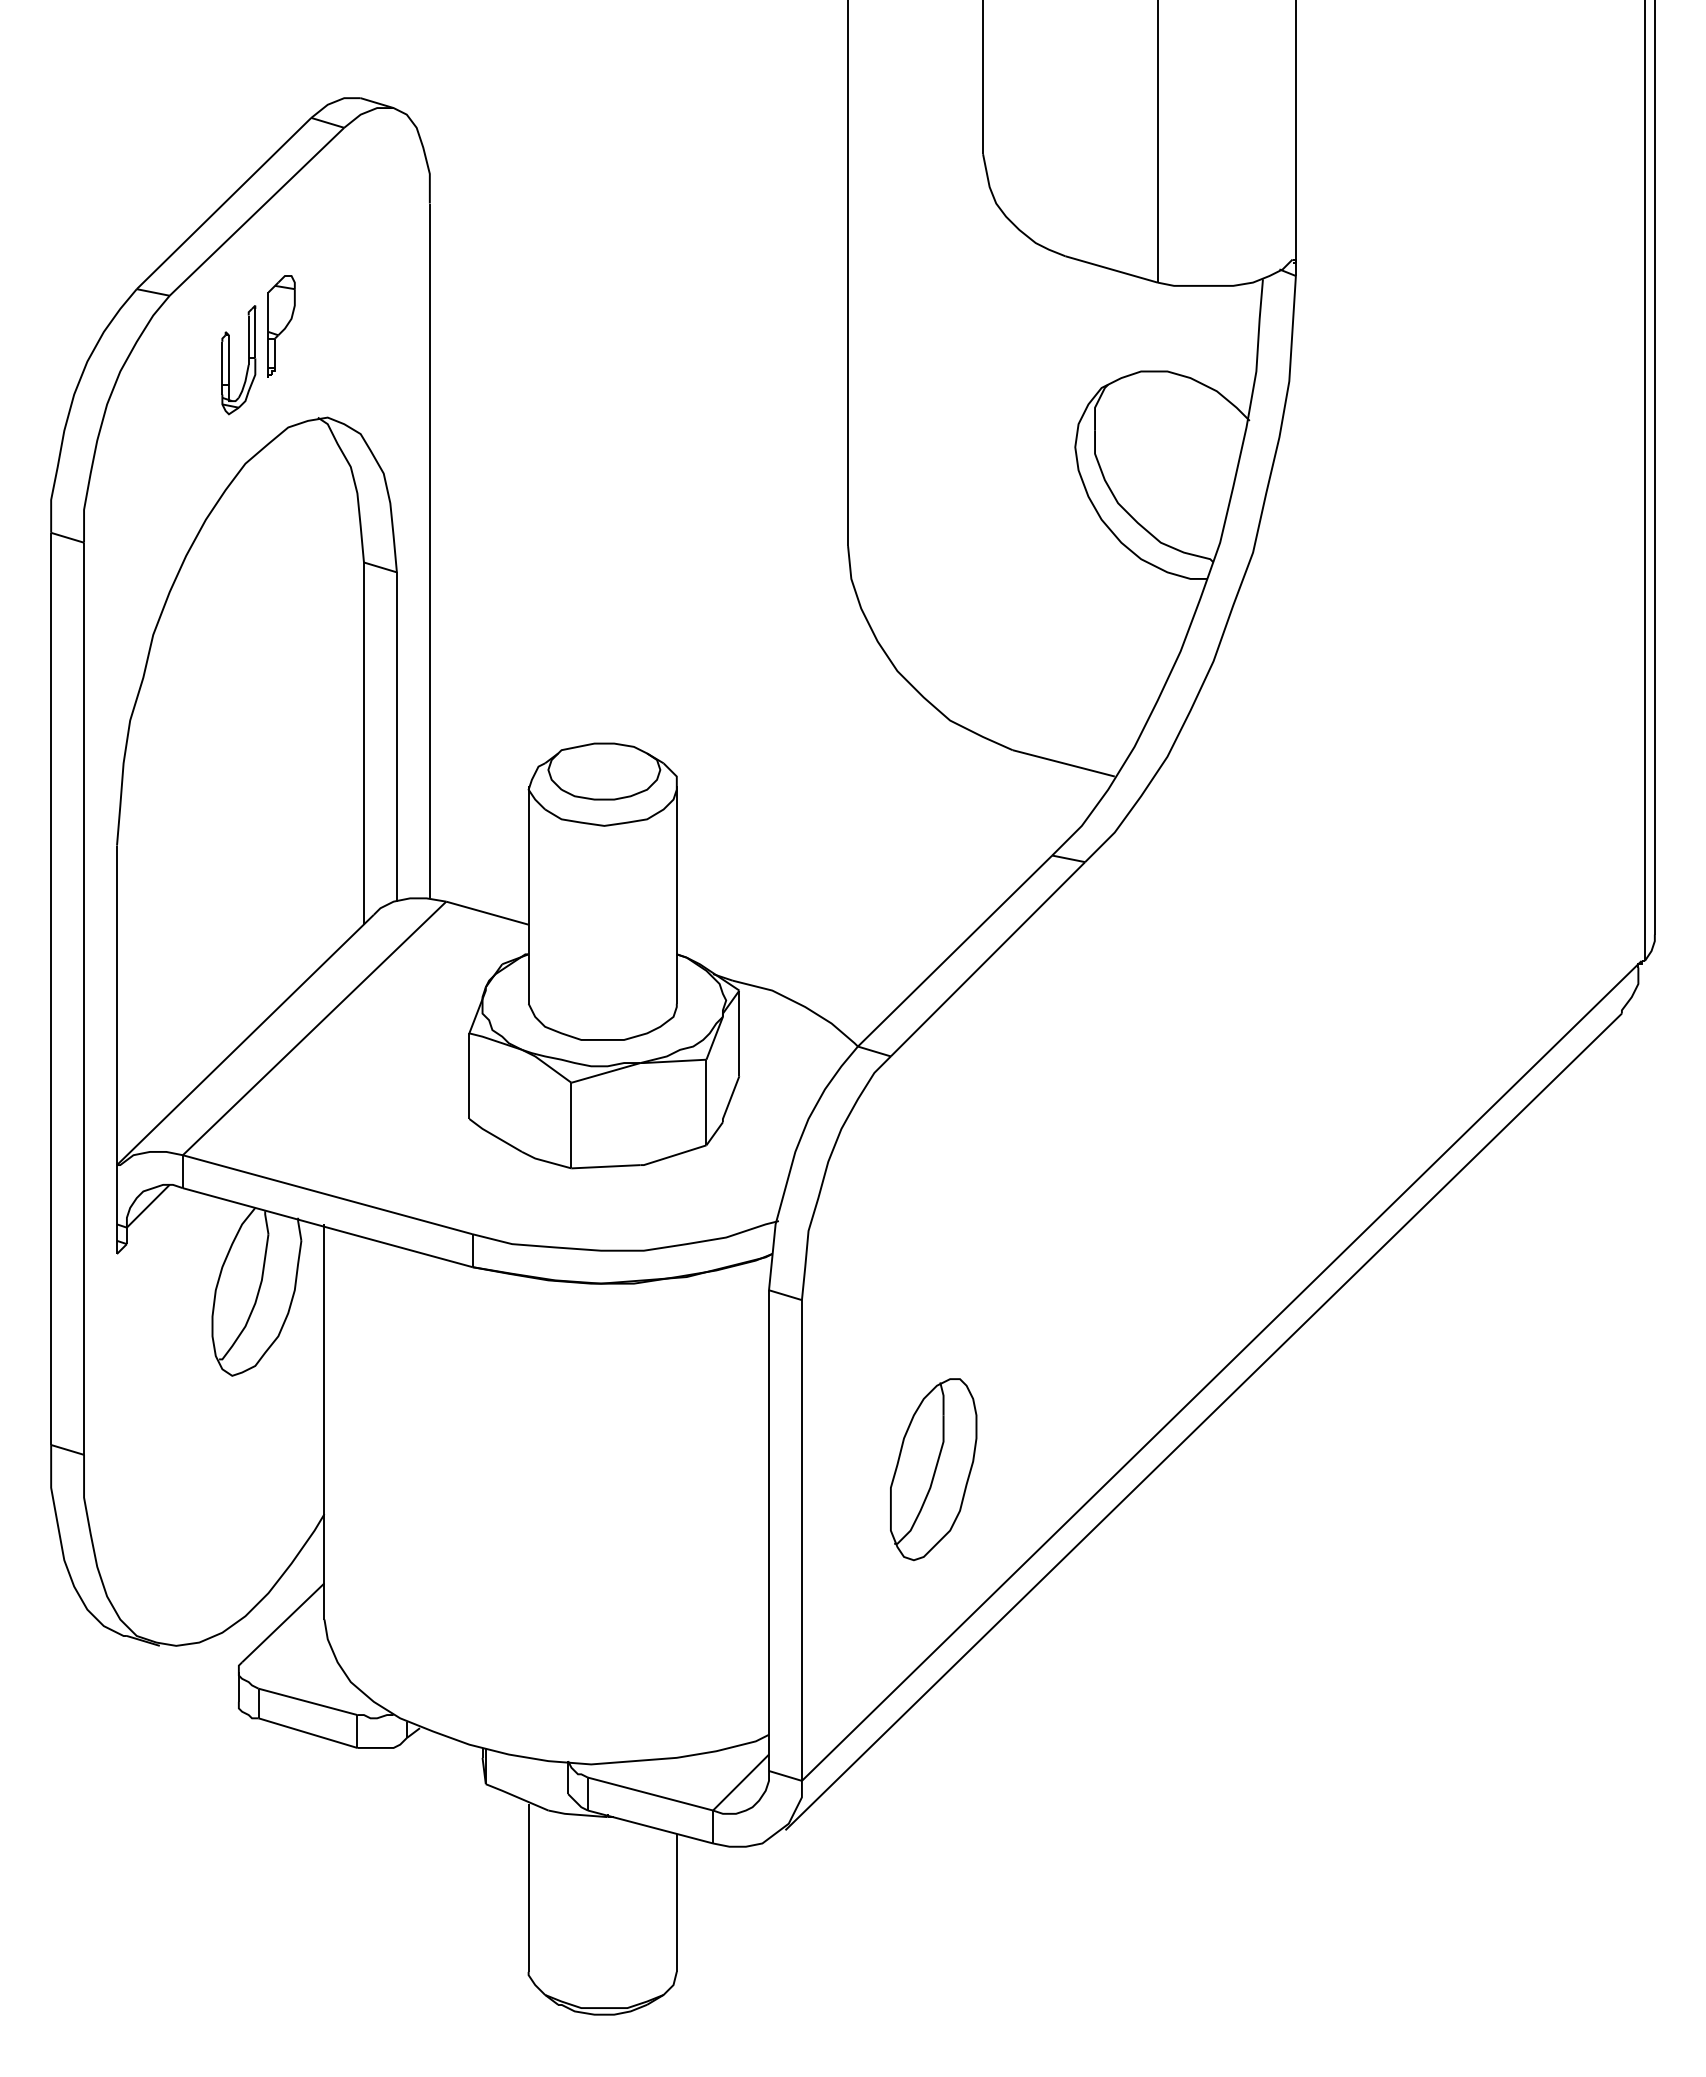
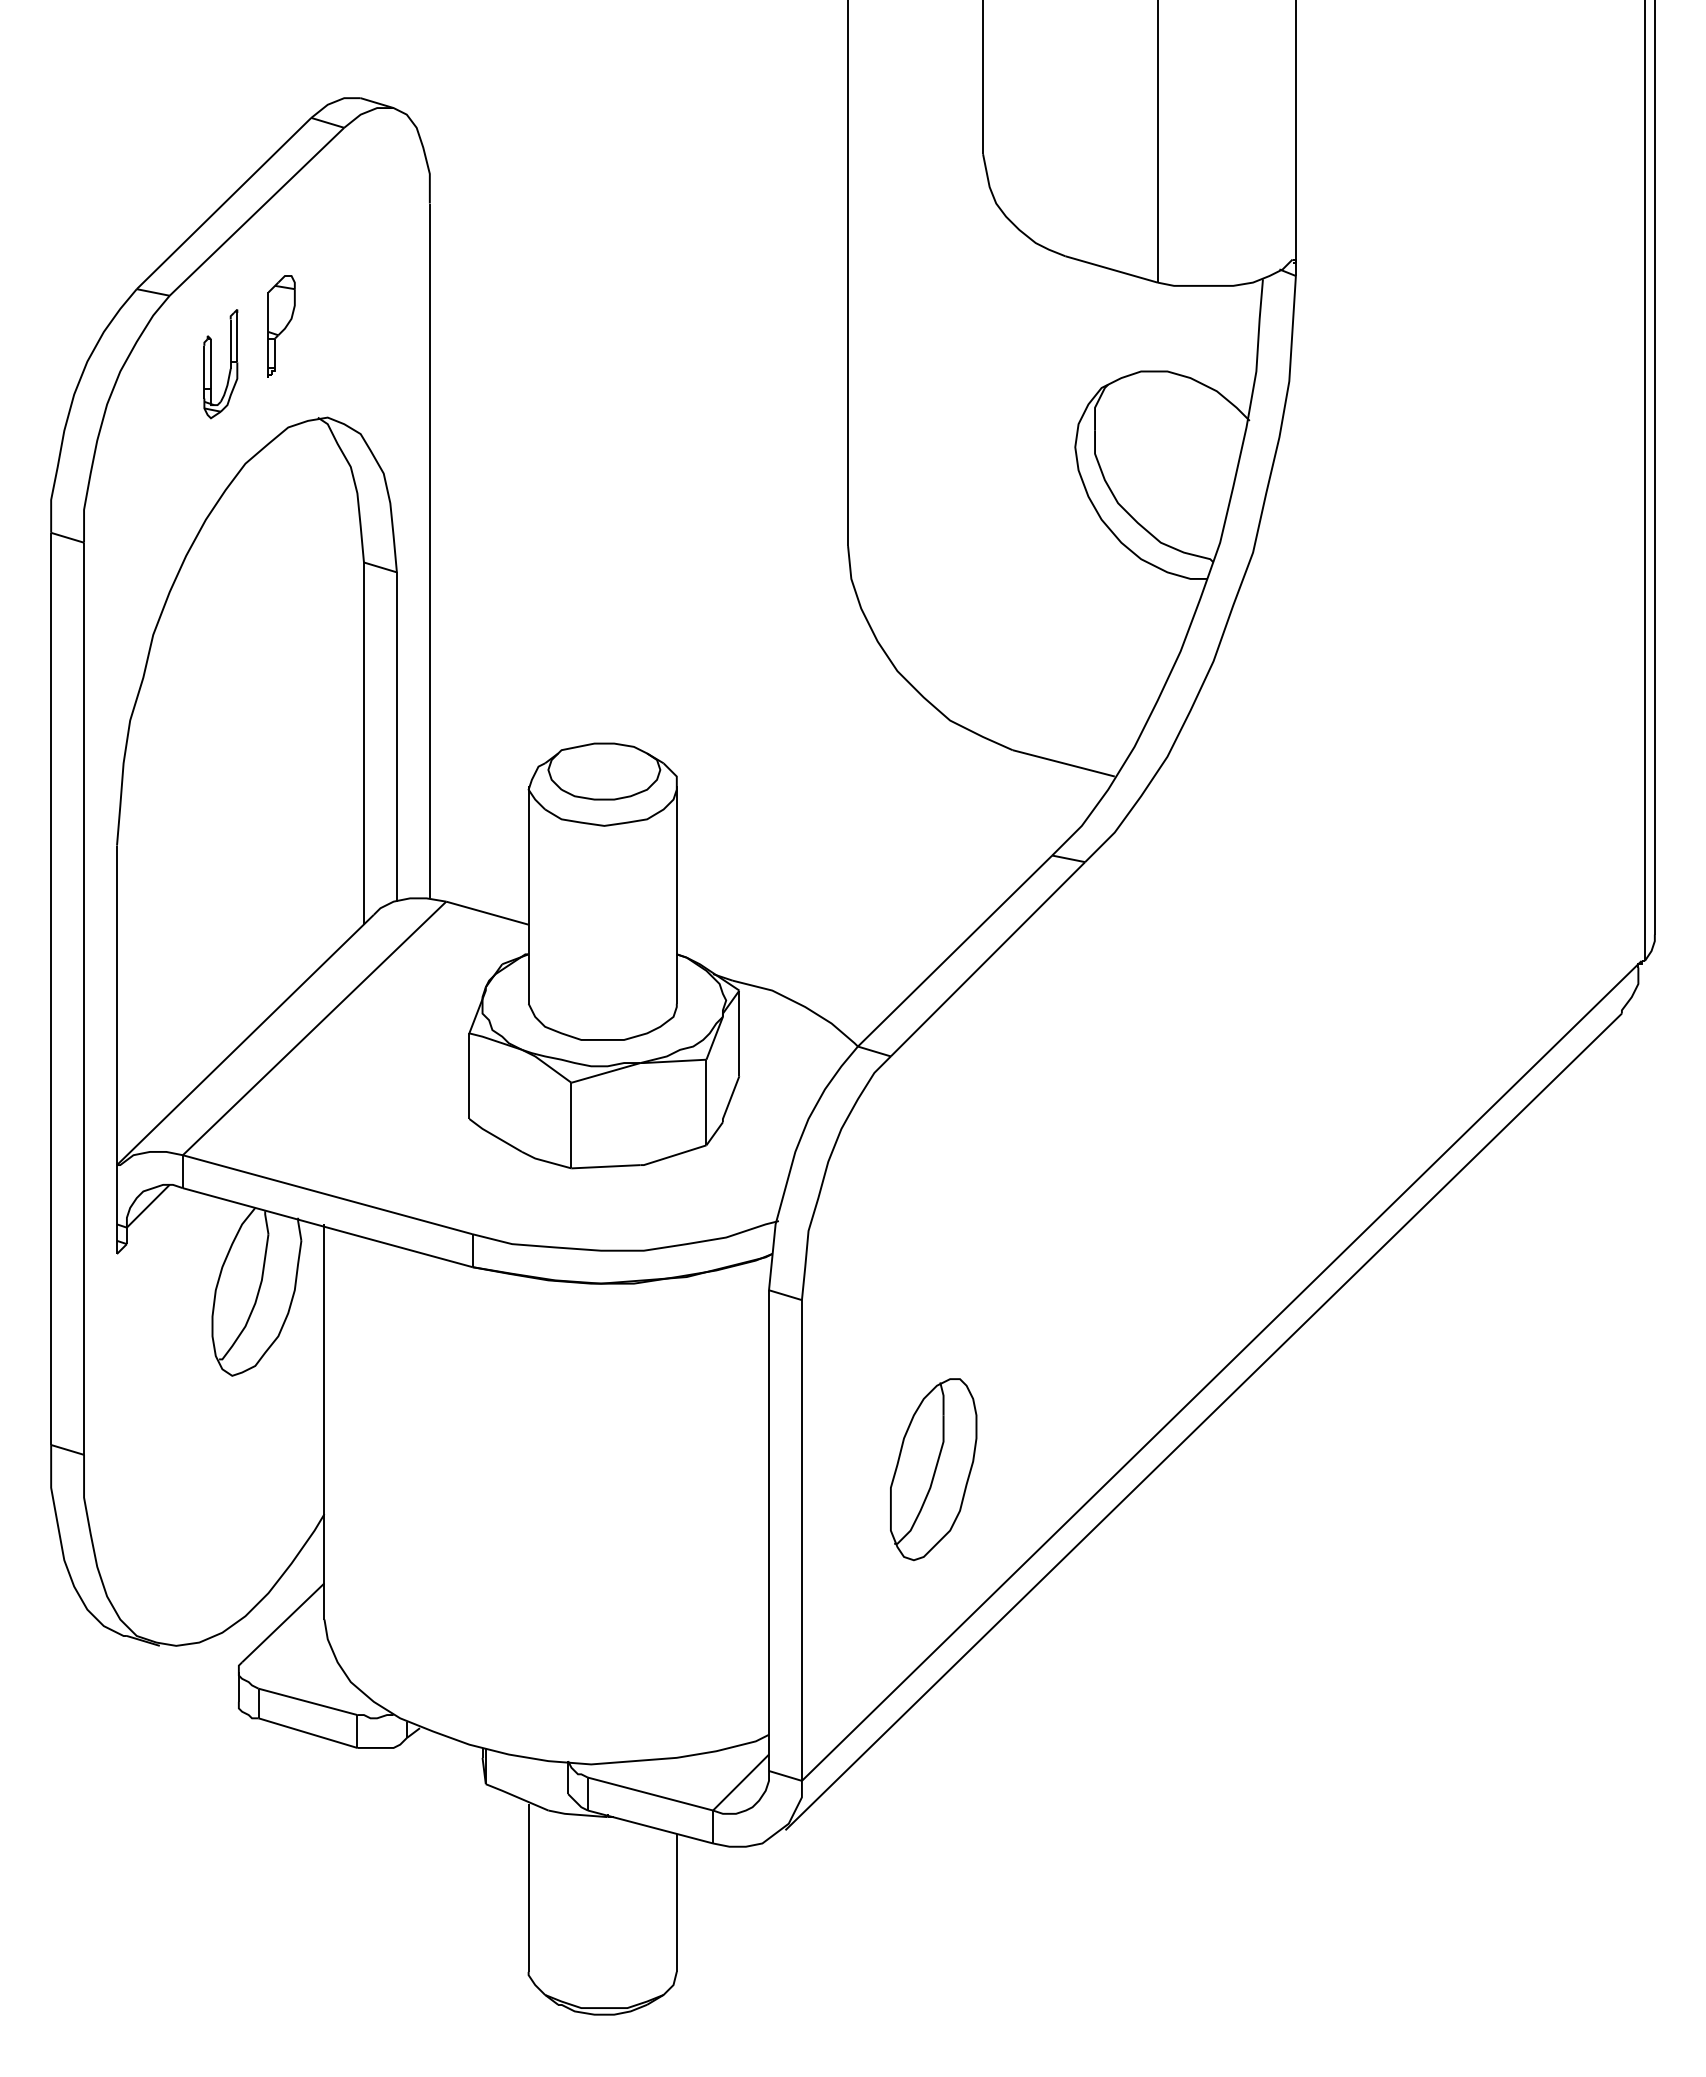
part position: (229, 360) -> (211, 364) (211, 364)
